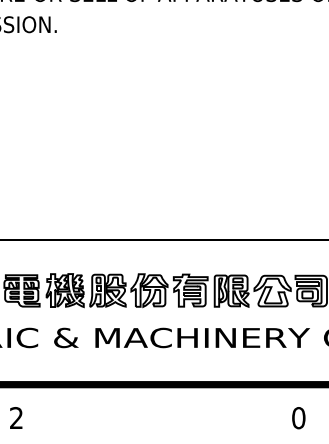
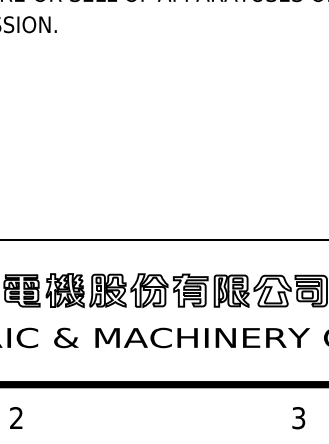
text: 0 -> 3 (298, 418)
